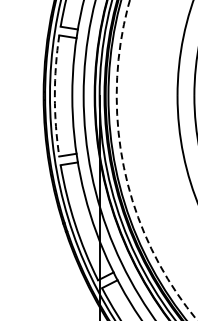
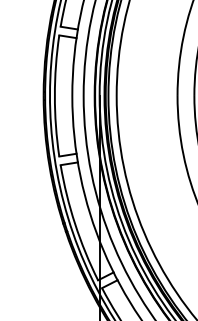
arc: dashed -> solid (54, 95)
circle: dashed -> solid (156, 160)
